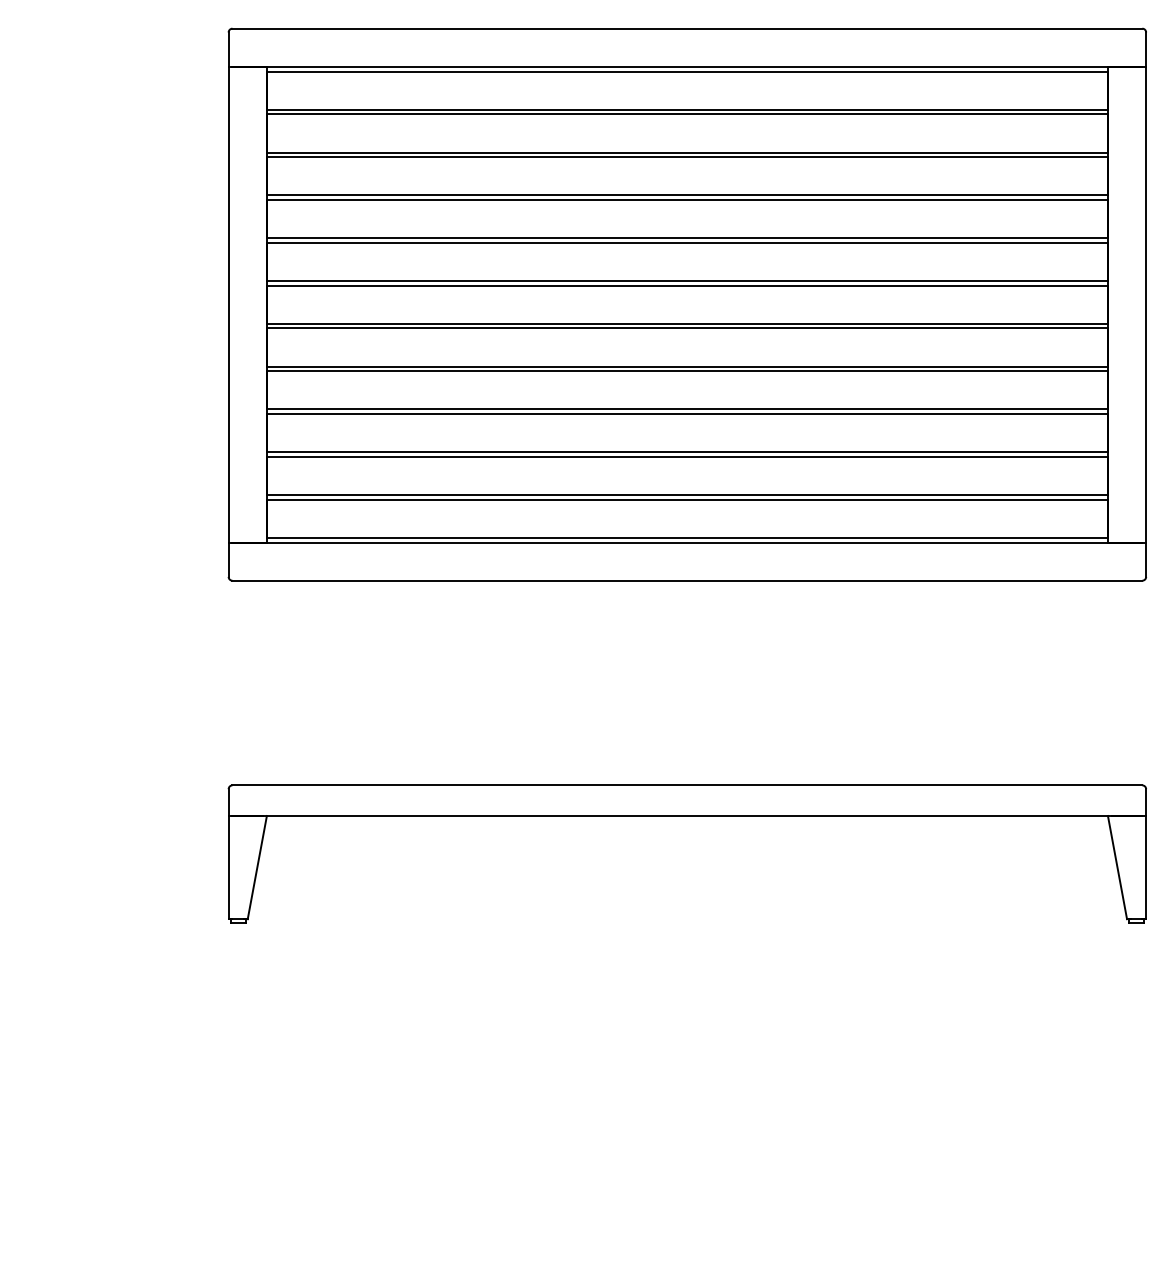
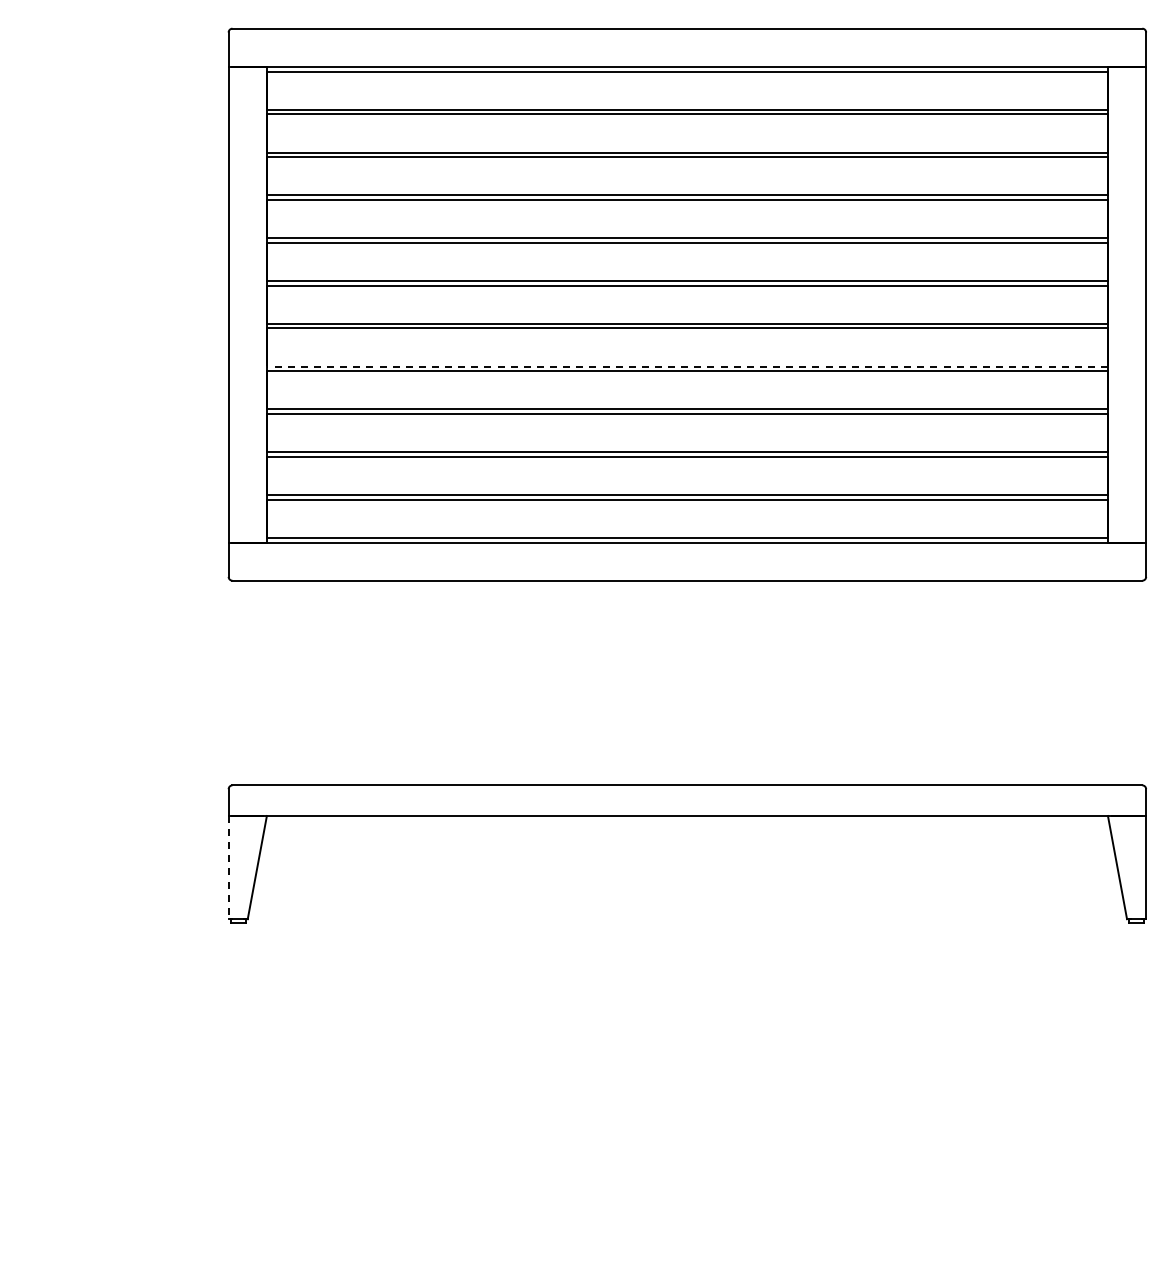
line: solid -> dashed (687, 366)
line: solid -> dashed (228, 867)
